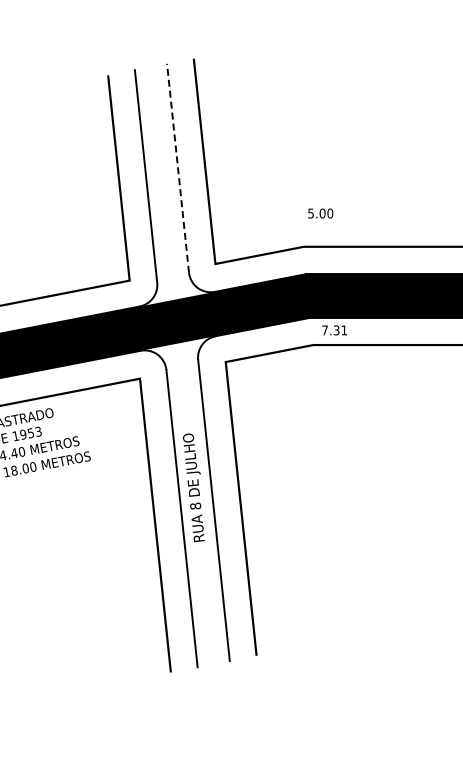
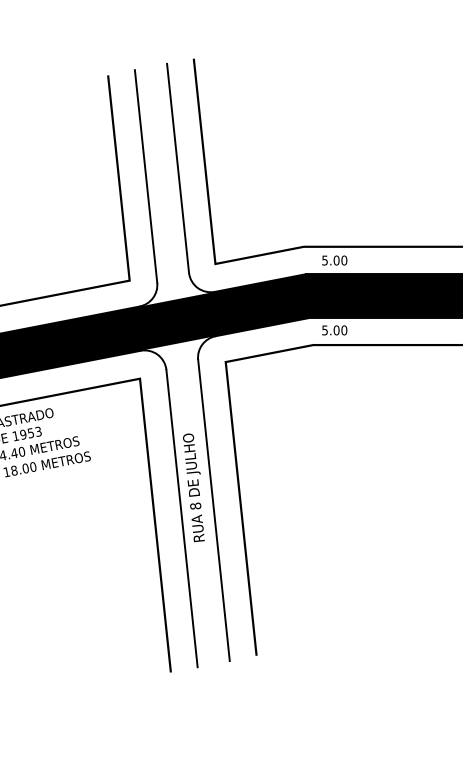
line: dashed -> solid (178, 168)
text position: (320, 213) -> (334, 260) (334, 260)
text: 7.31 -> 5.00 (334, 330)
